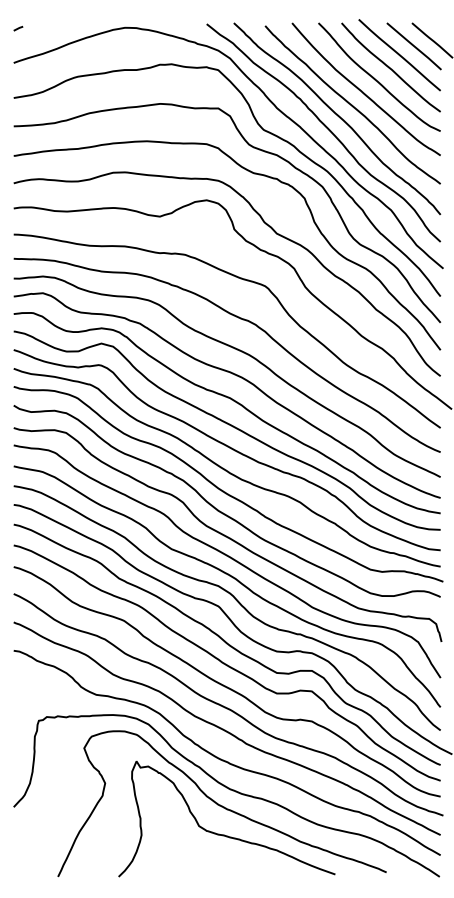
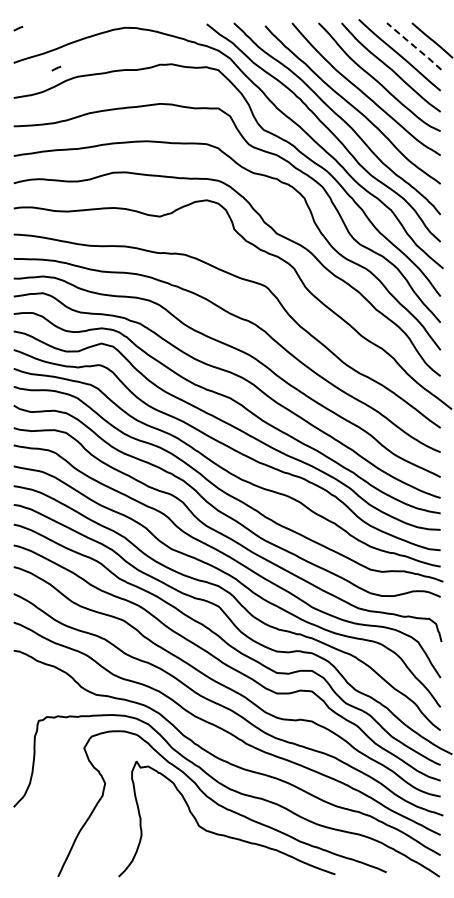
line: solid -> dashed (414, 46)
line: none -> present (56, 68)
